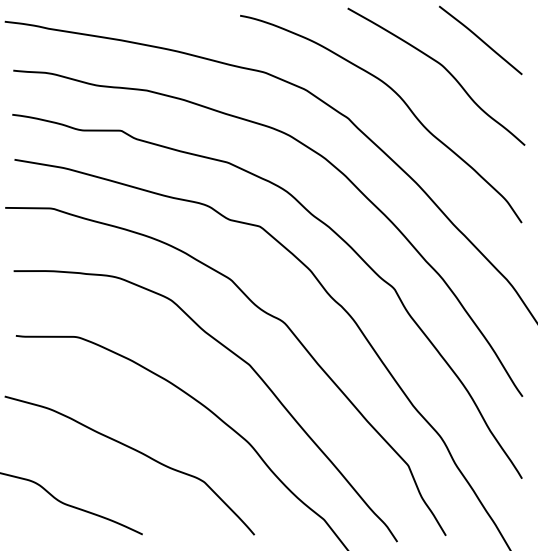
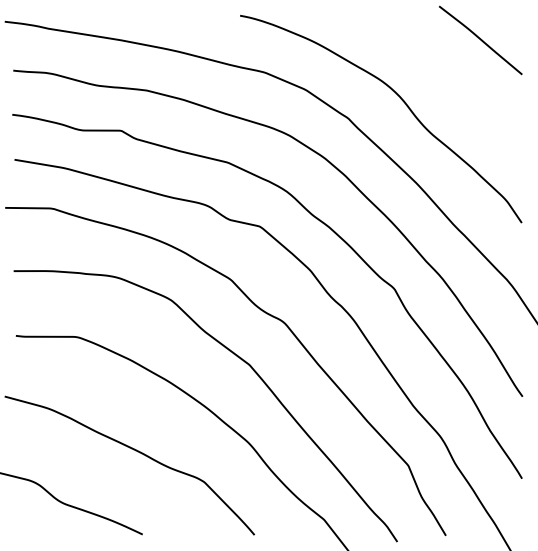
curve: present -> none (443, 68)
